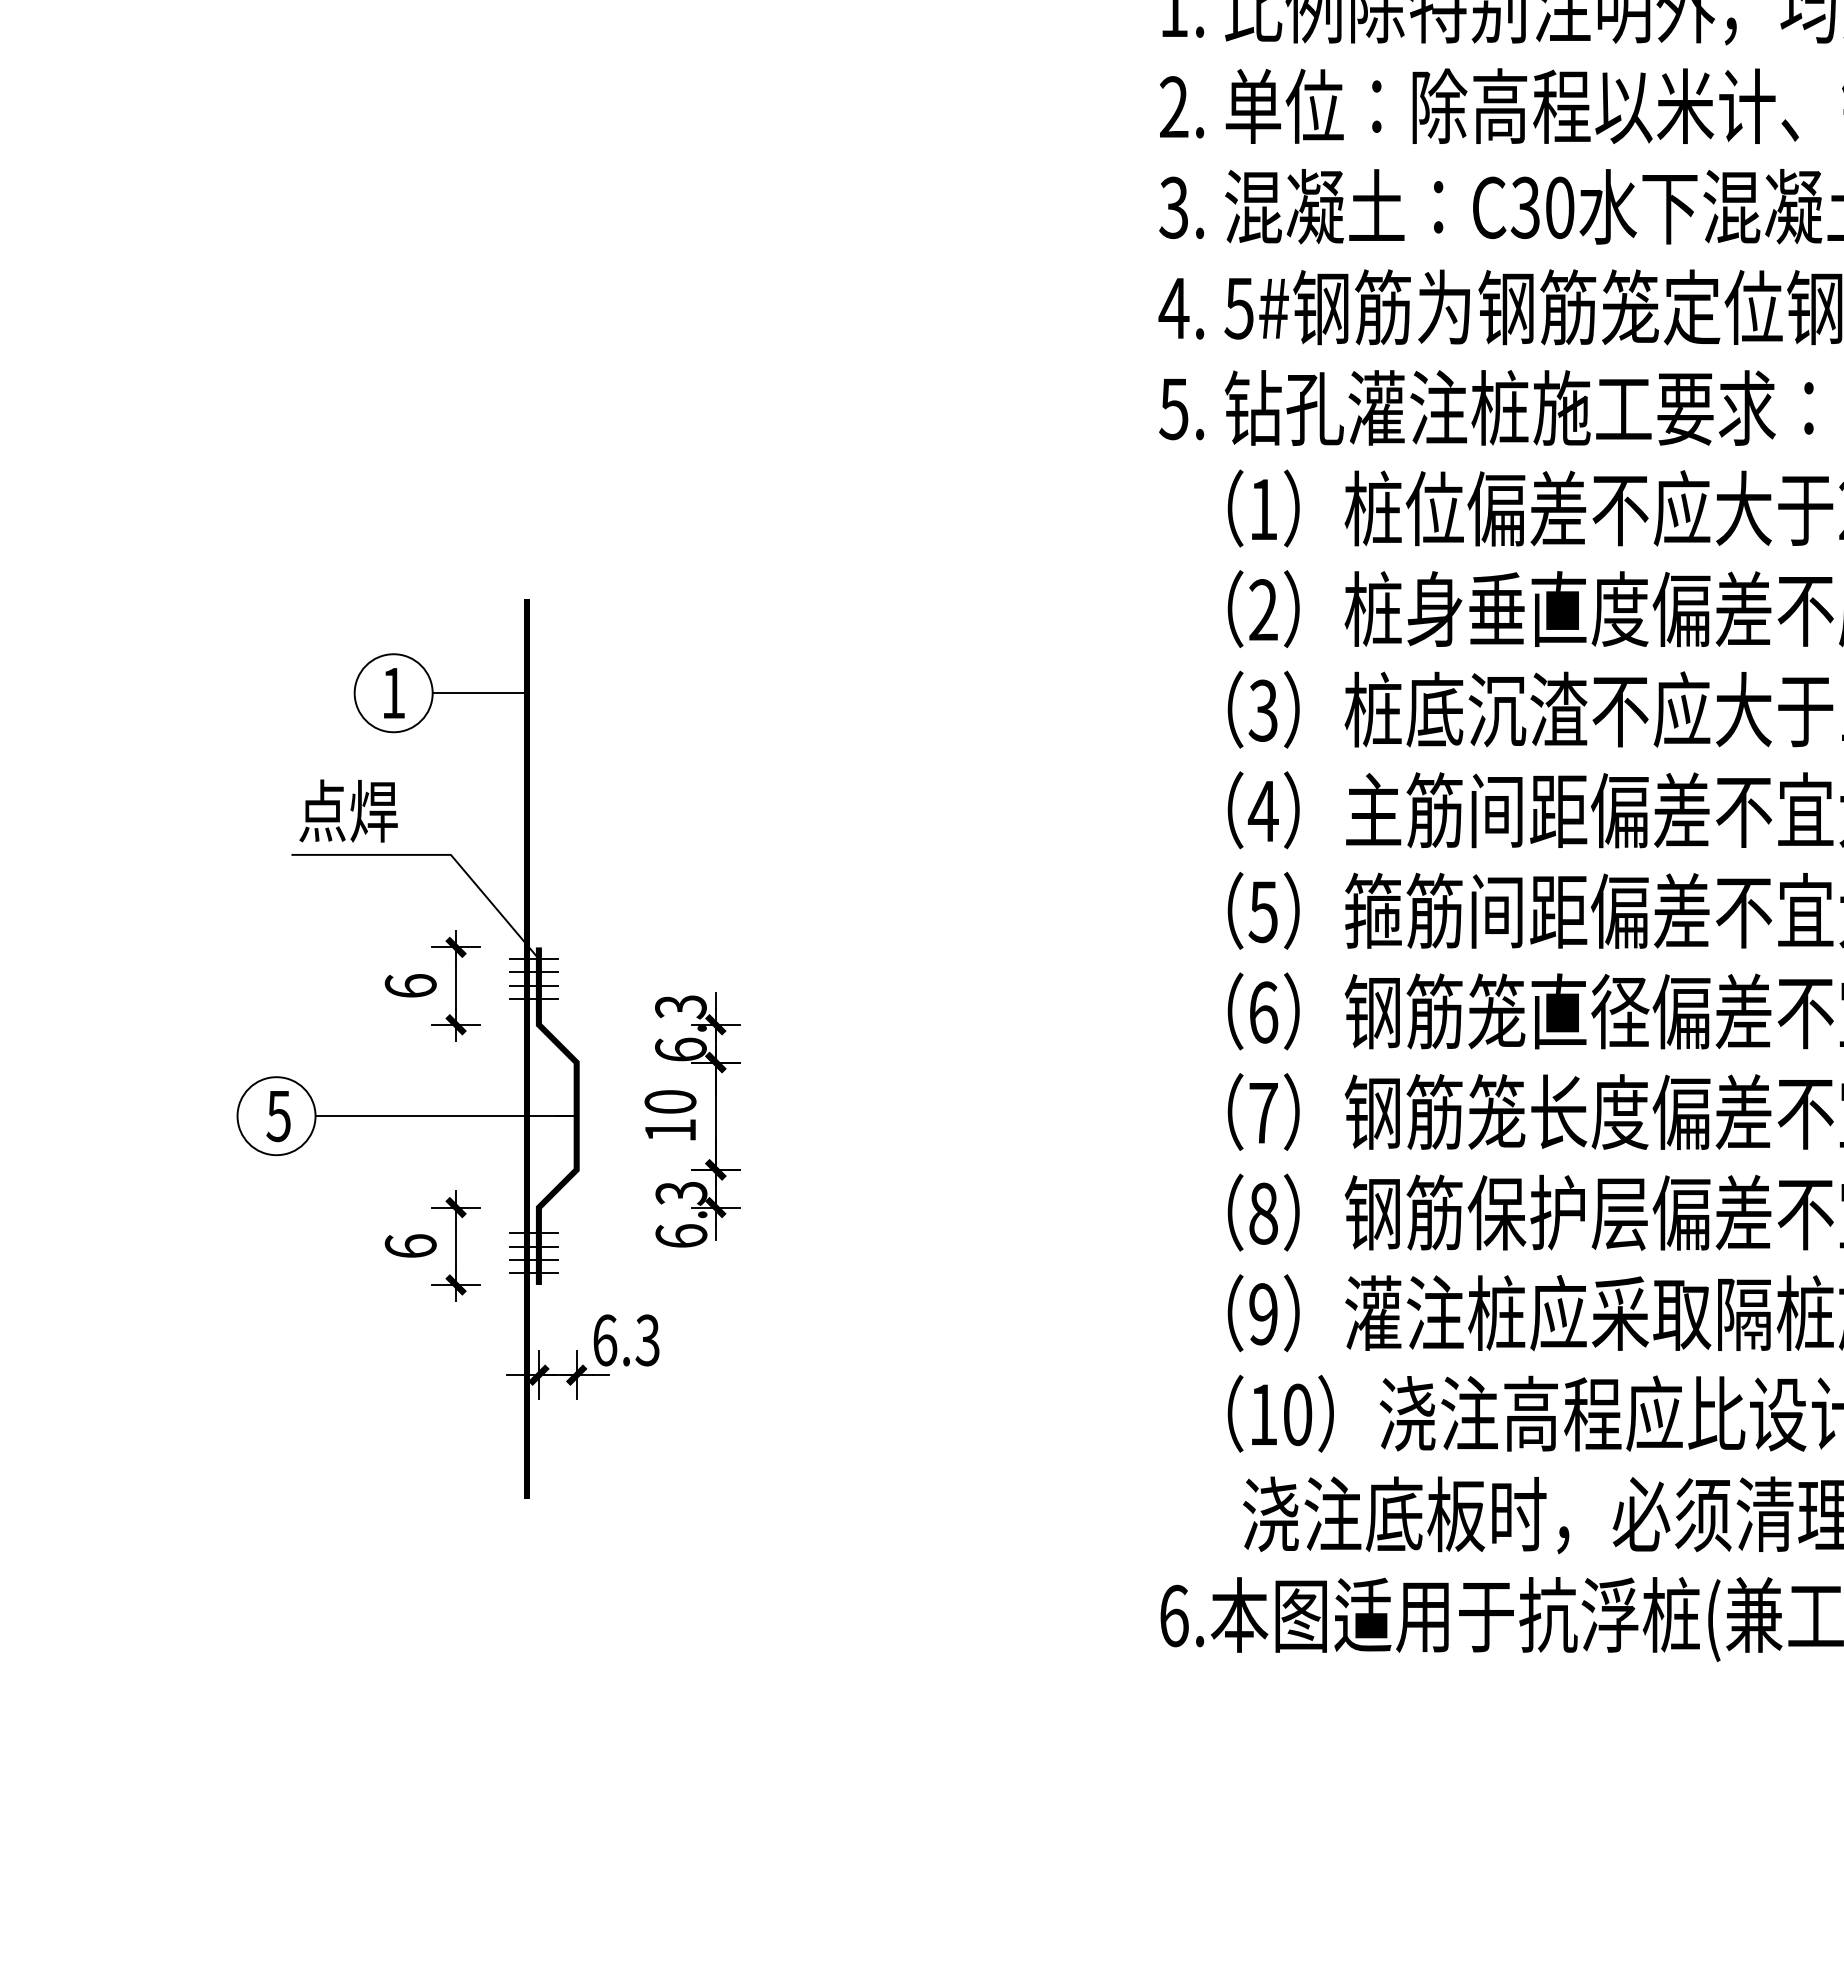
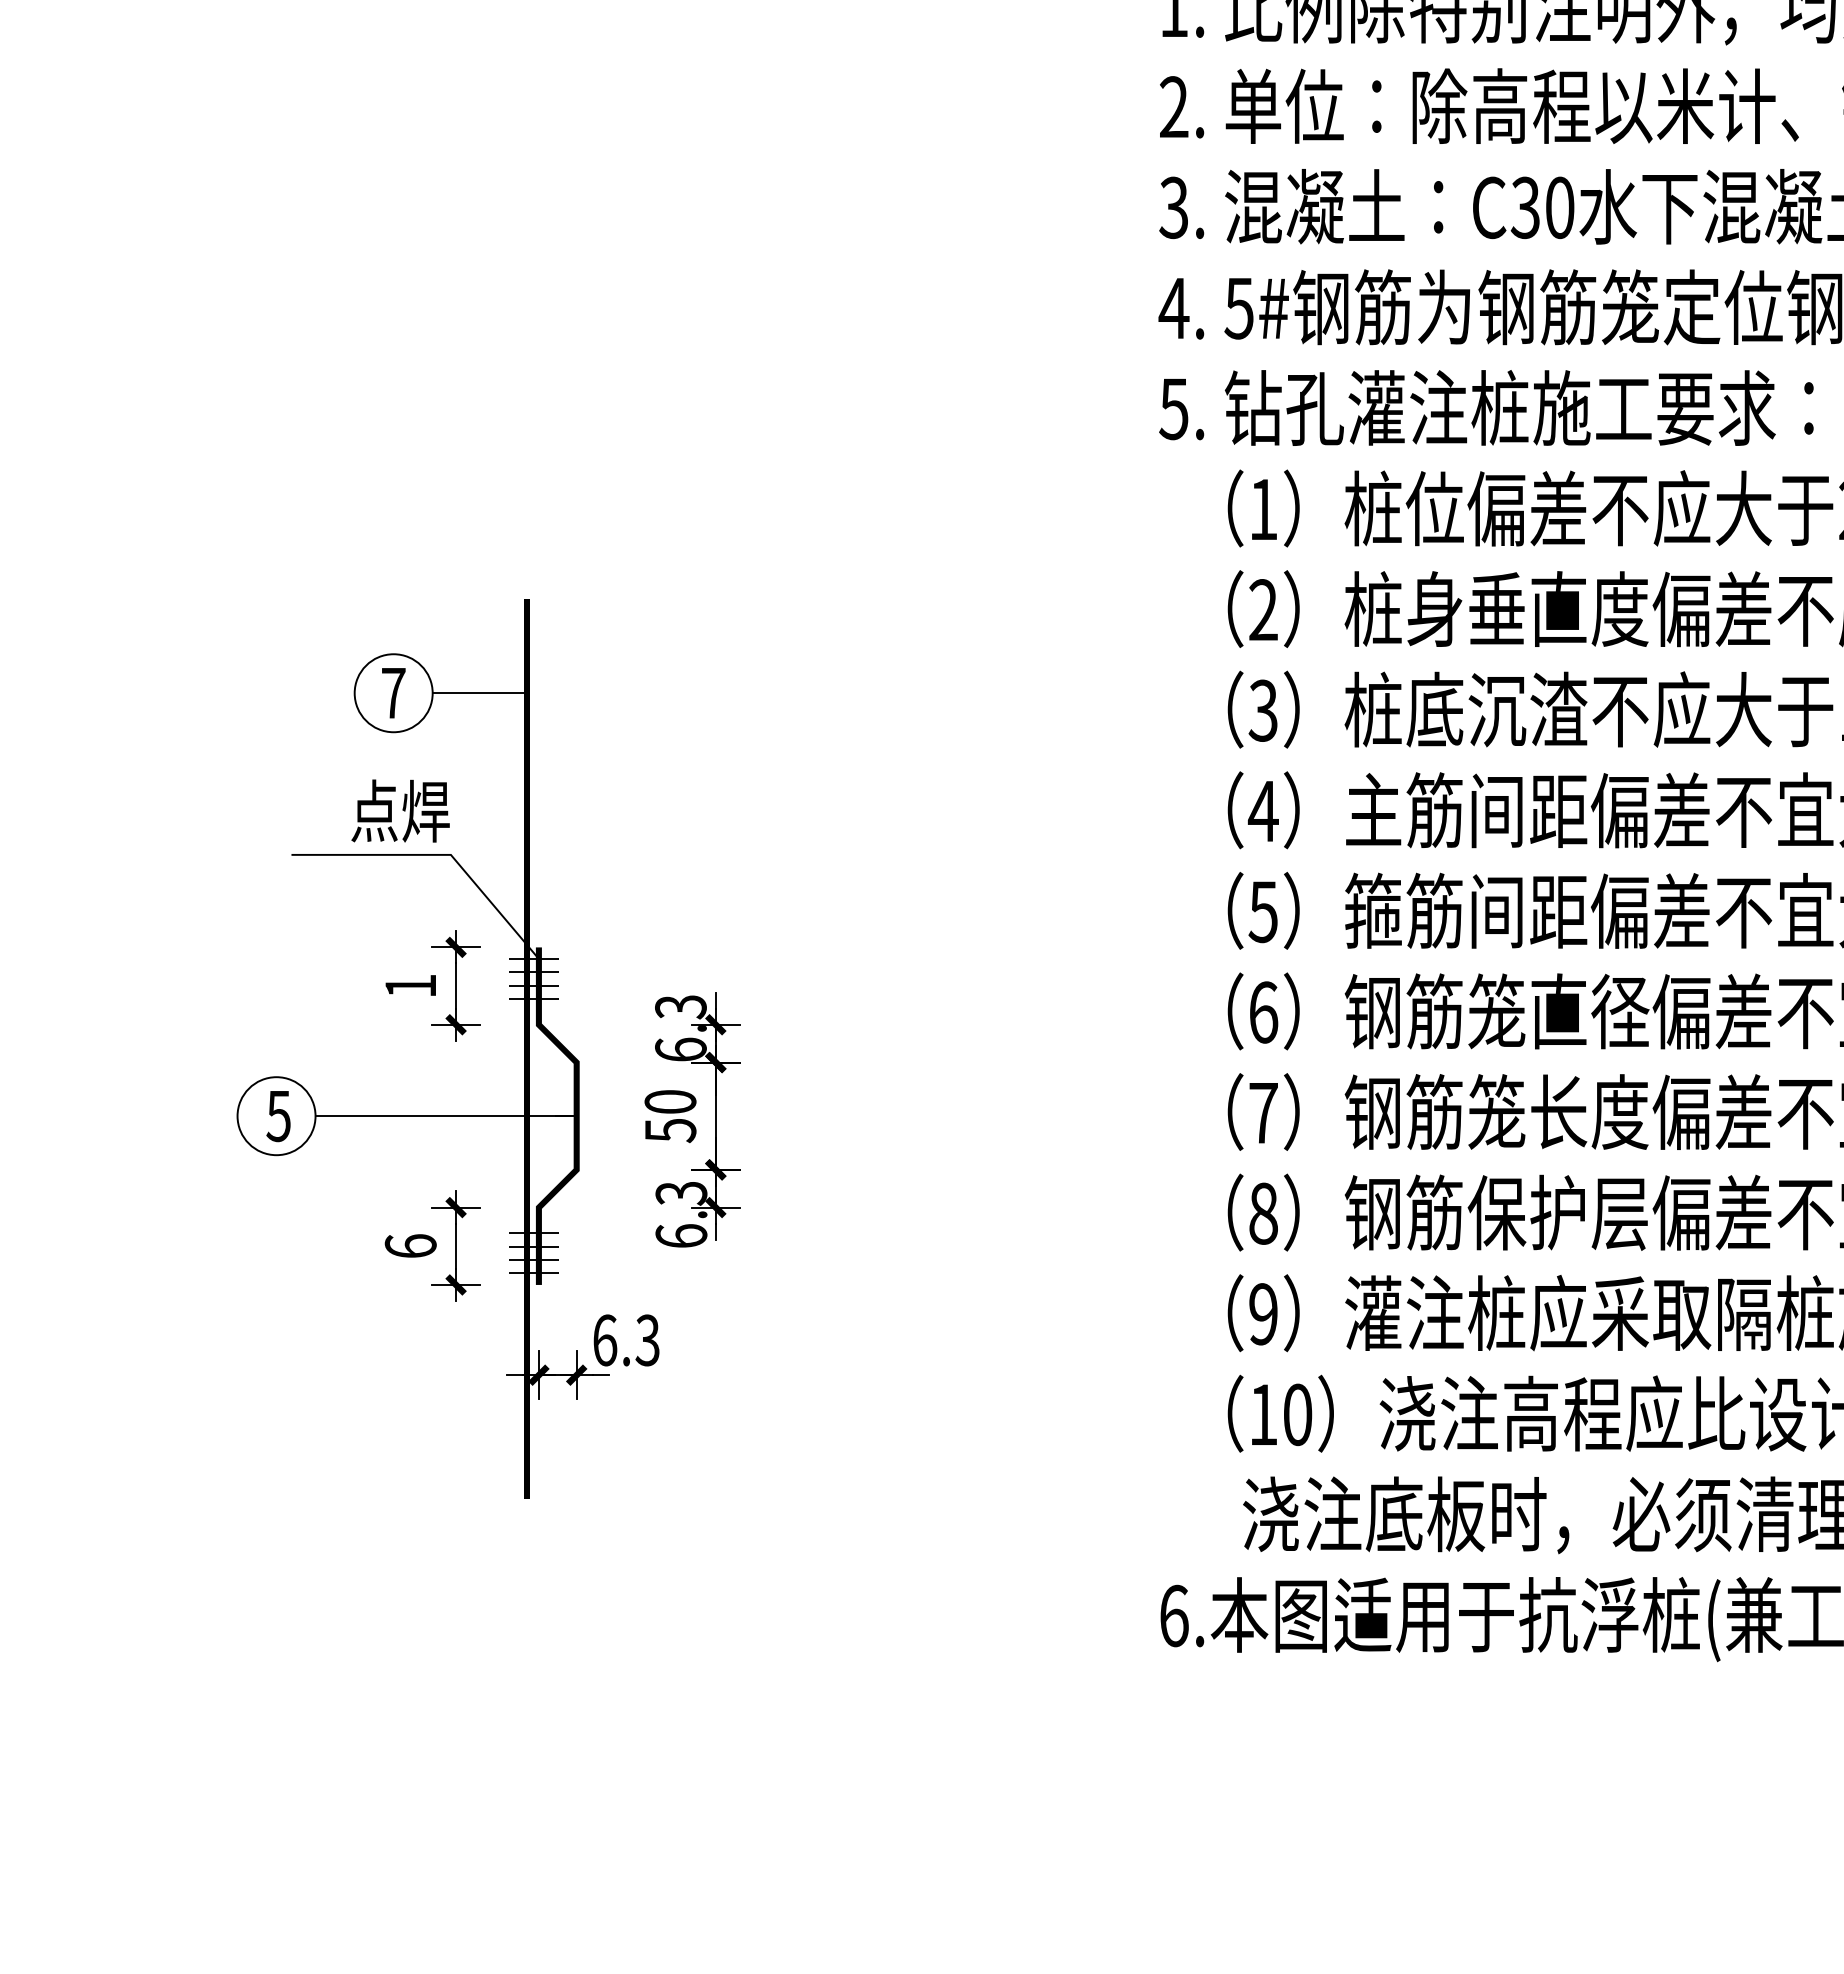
text: 1 -> 7 (393, 693)
text position: (348, 810) -> (400, 810) (400, 810)
text: 6 -> 1 (410, 985)
text: 10 -> 50 (670, 1131)
